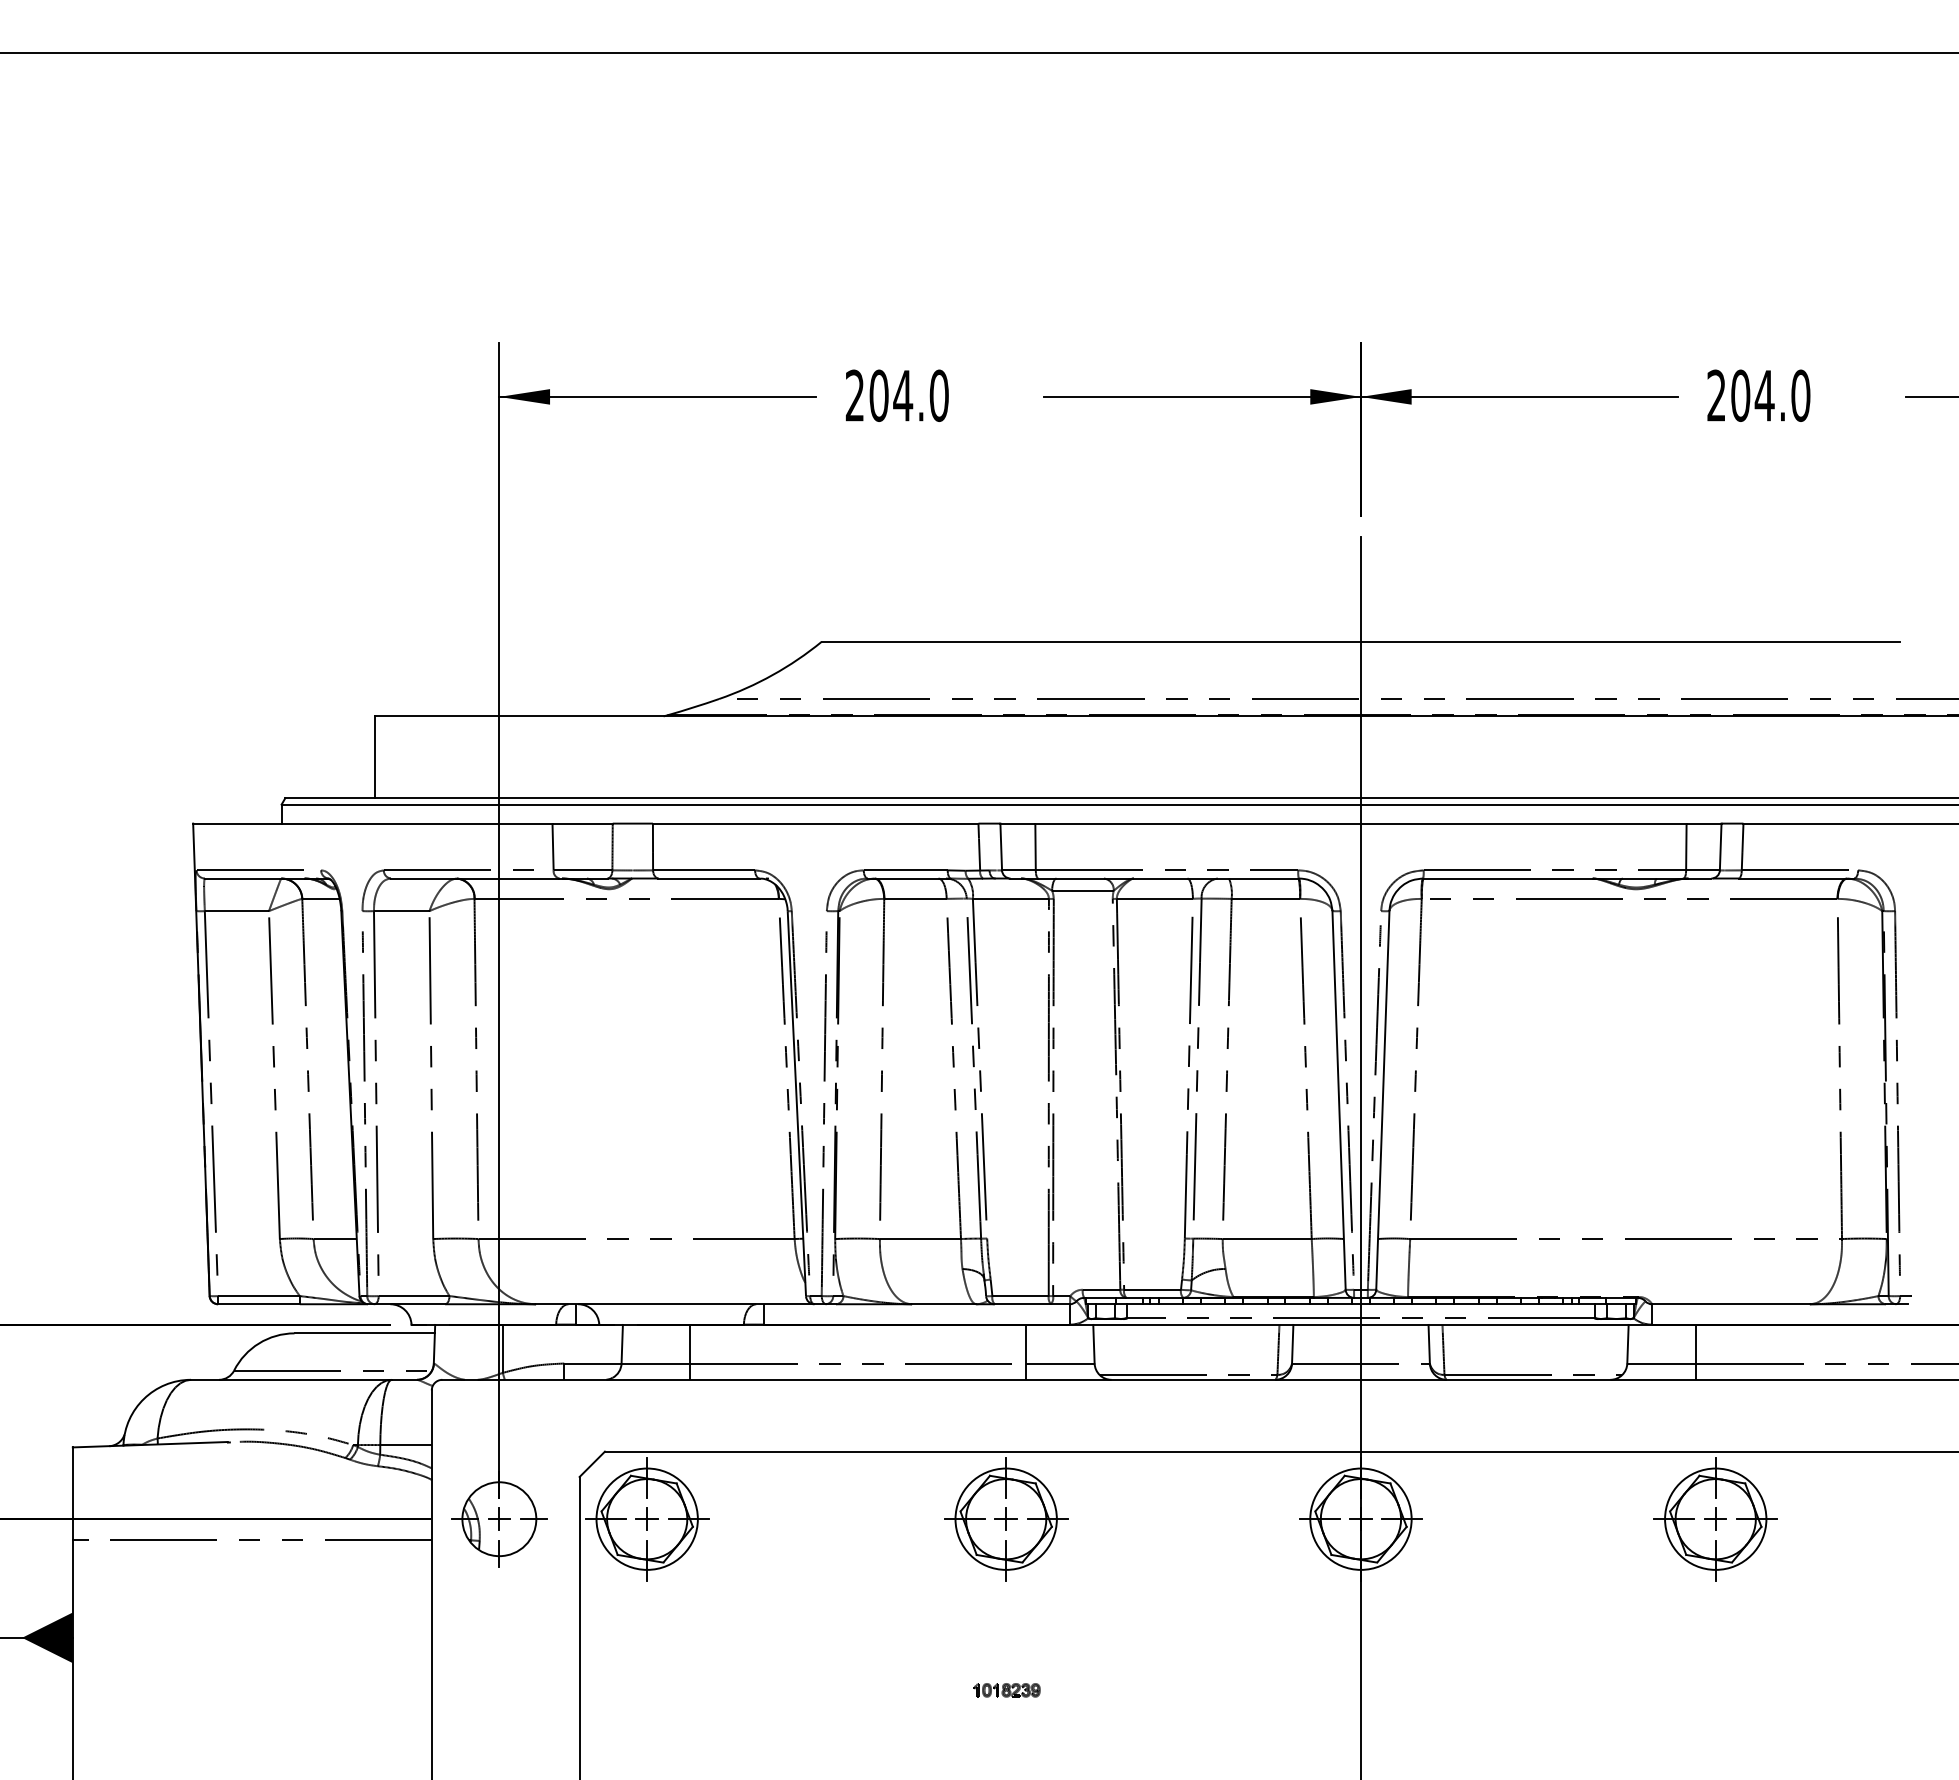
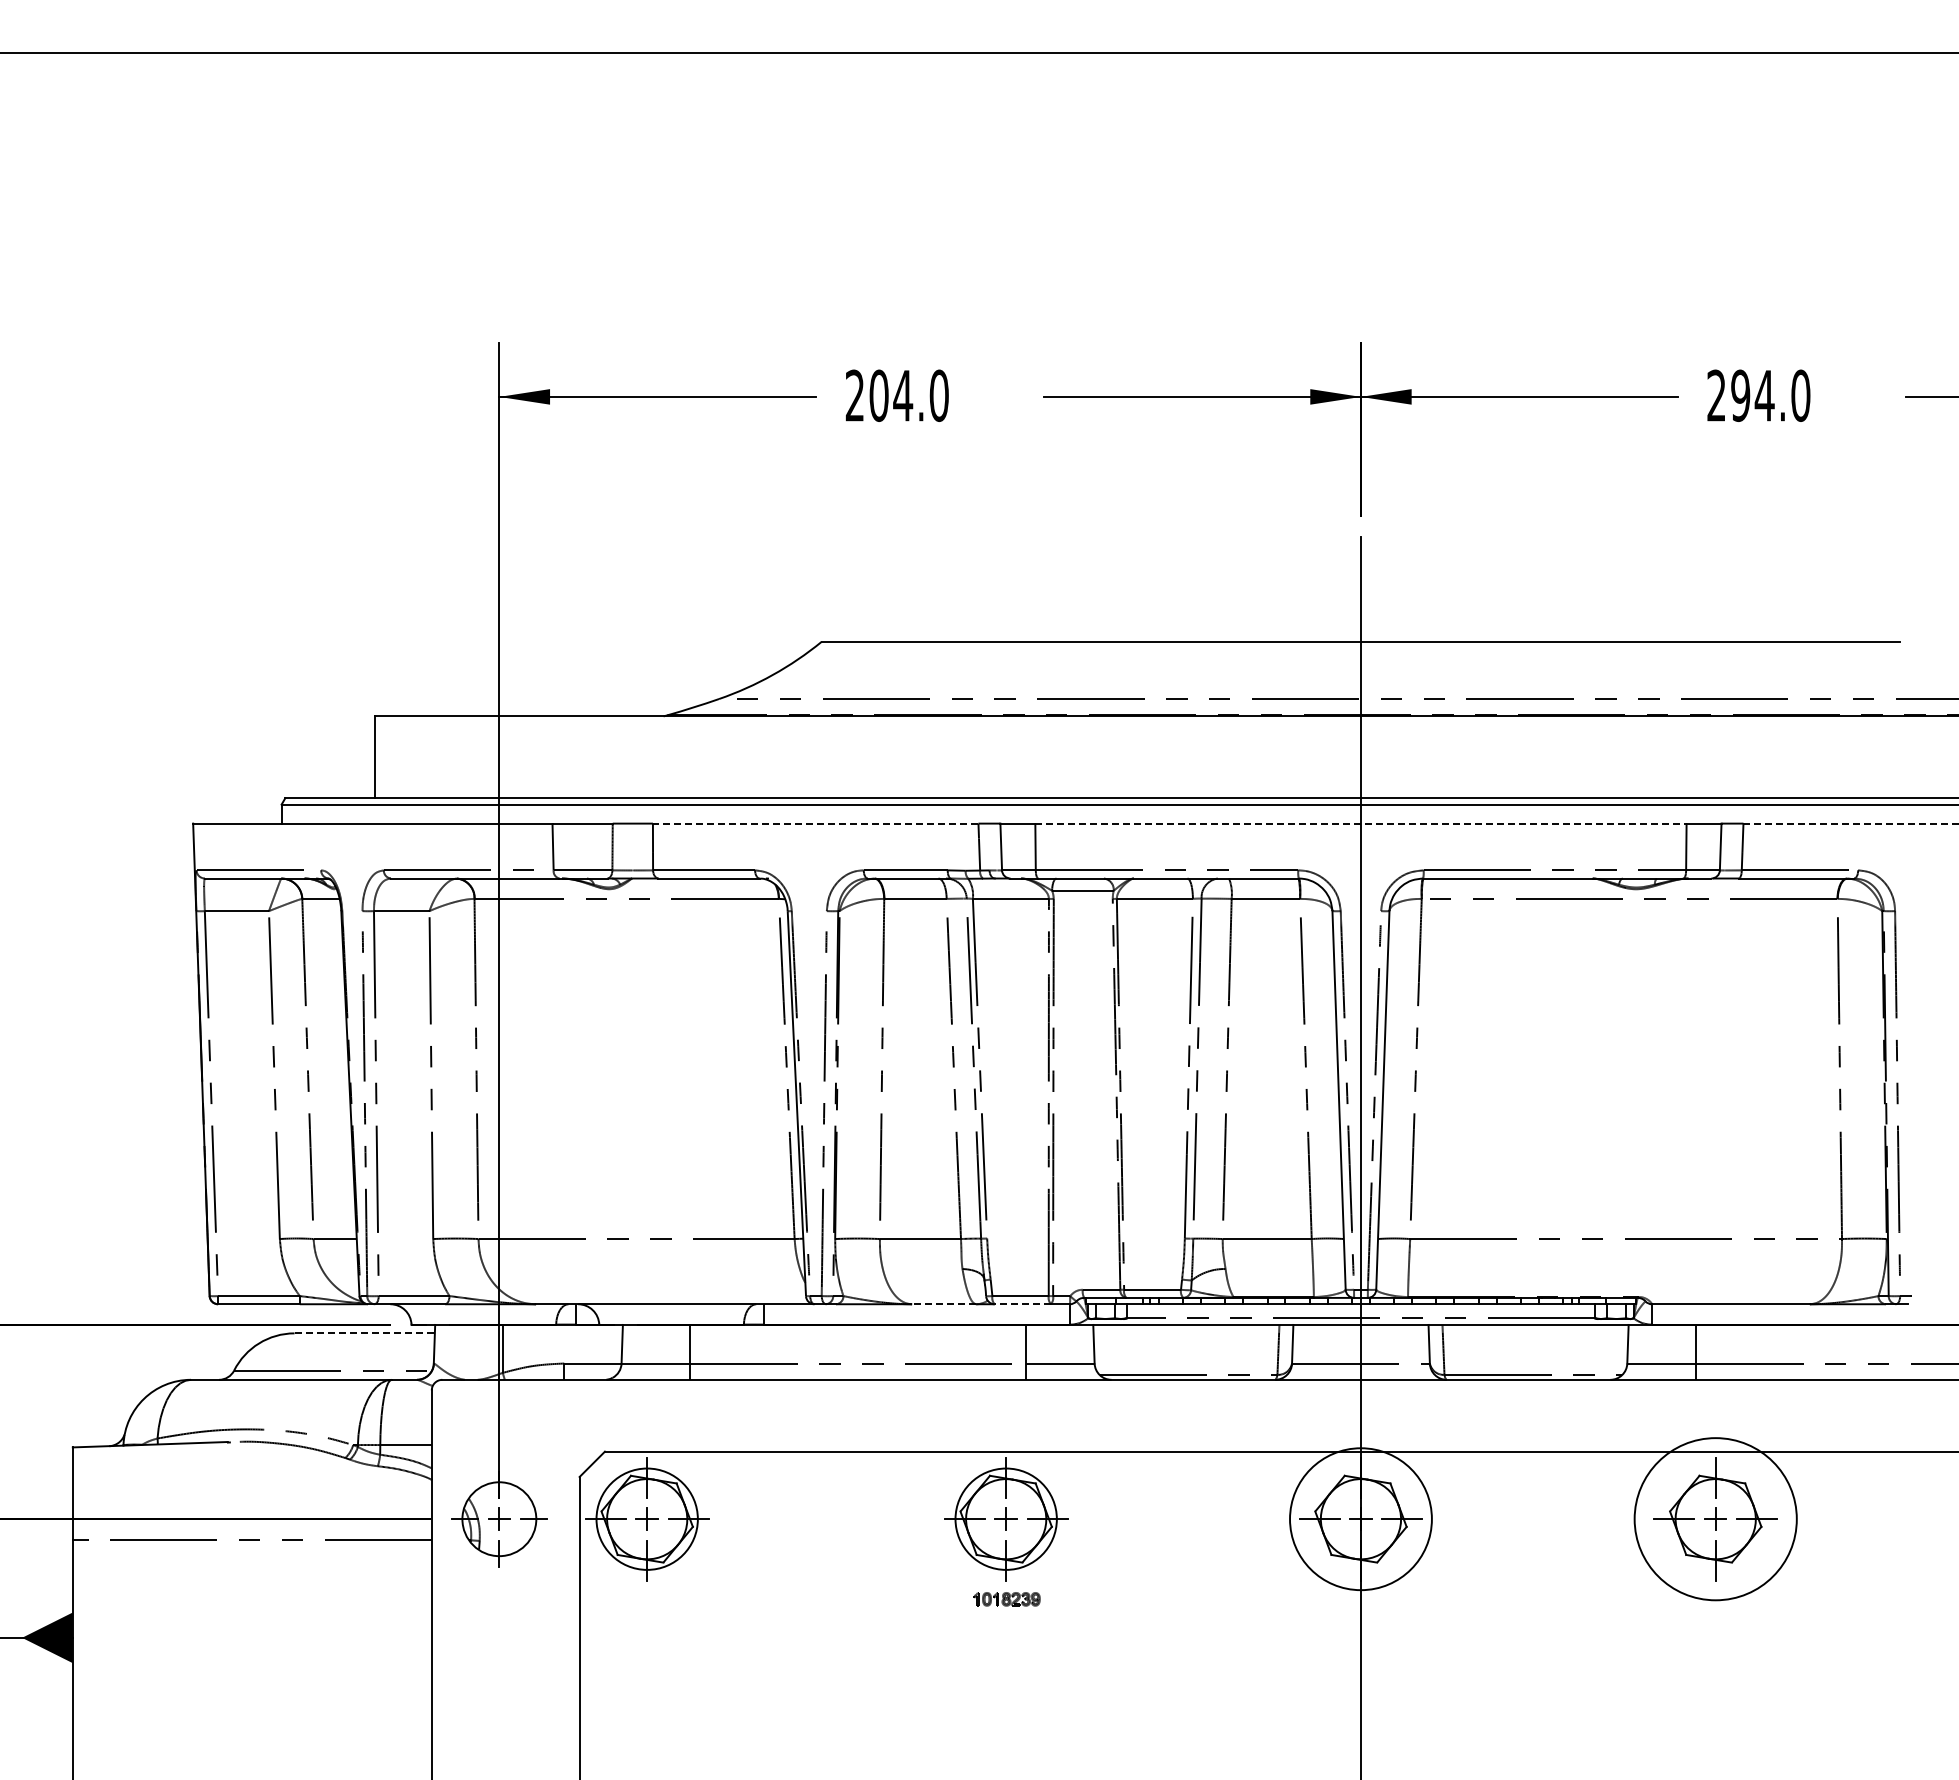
text: 204.0 -> 294.0 (1740, 395)
line: solid -> dashed (815, 823)
line: solid -> dashed (1360, 823)
line: solid -> dashed (1850, 823)
line: solid -> dashed (944, 1304)
line: solid -> dashed (1022, 1304)
line: solid -> dashed (365, 1333)
circle diameter: 101 px -> 142 px (1360, 1519)
circle diameter: 101 px -> 162 px (1715, 1519)
part position: (1006, 1690) -> (1006, 1599) (1006, 1599)
